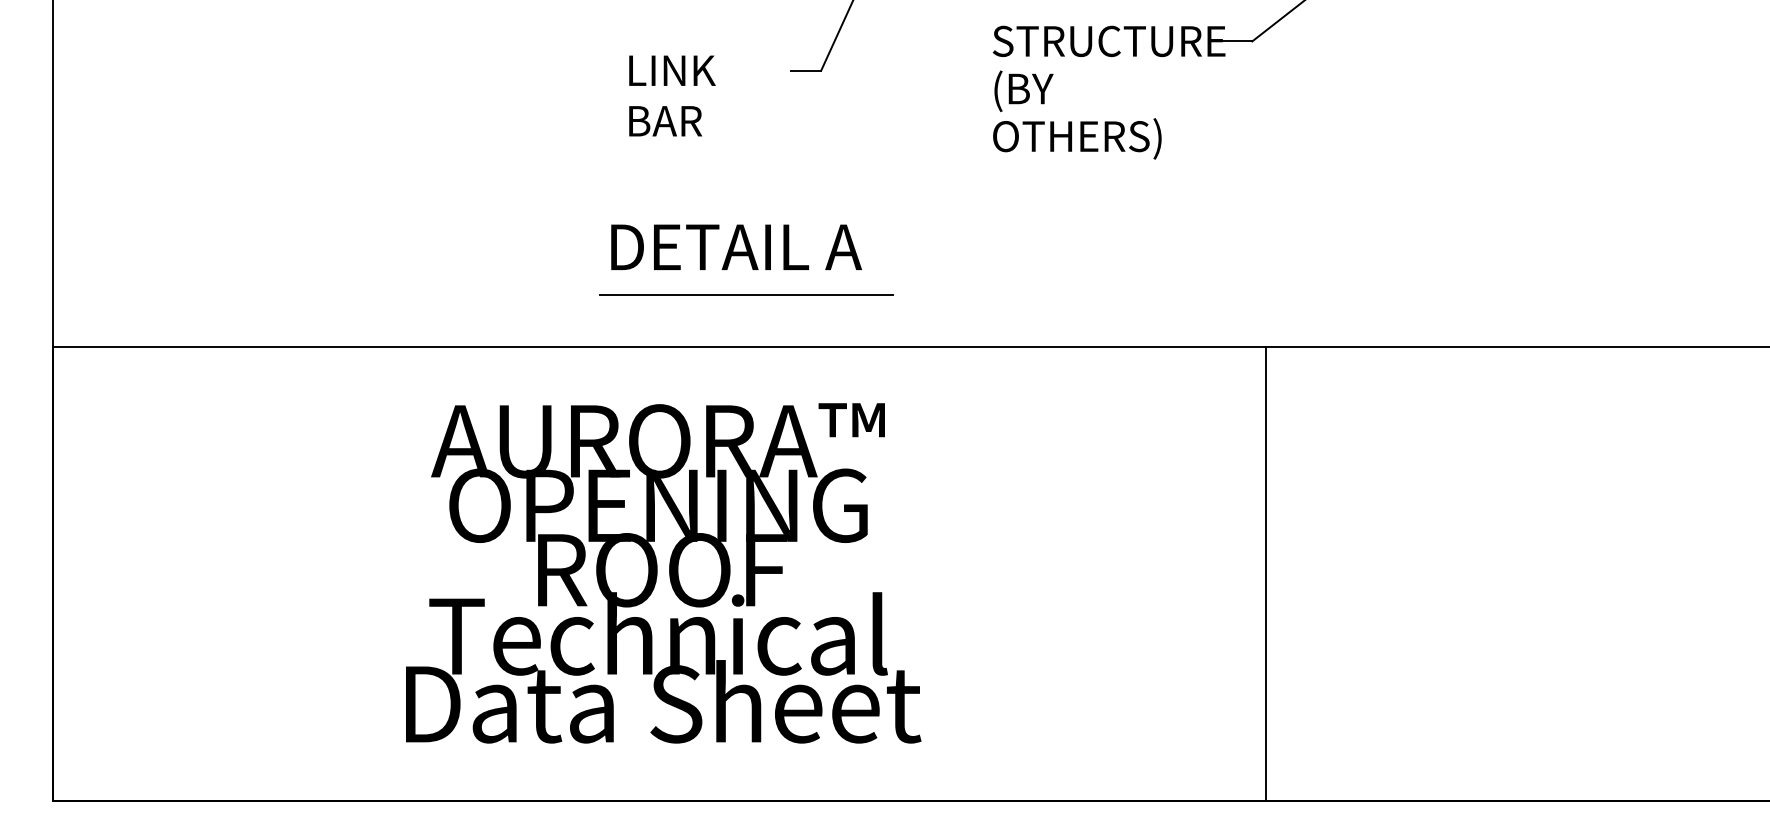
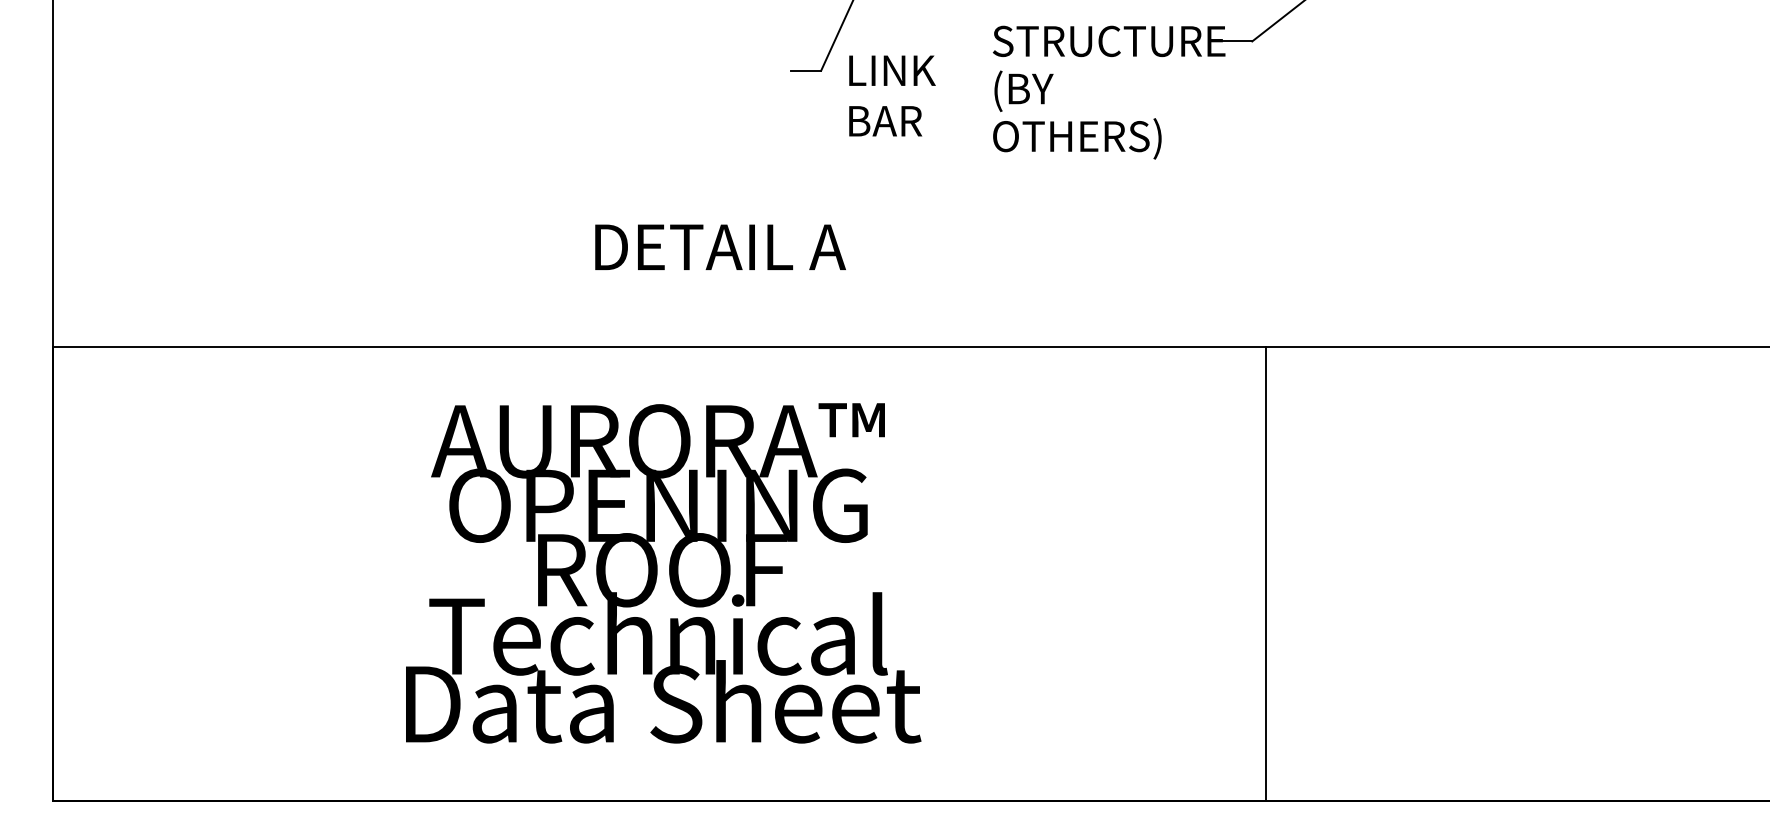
text position: (672, 95) -> (892, 95) (892, 95)
text position: (736, 246) -> (720, 246) (720, 246)
line: present -> none (746, 294)
